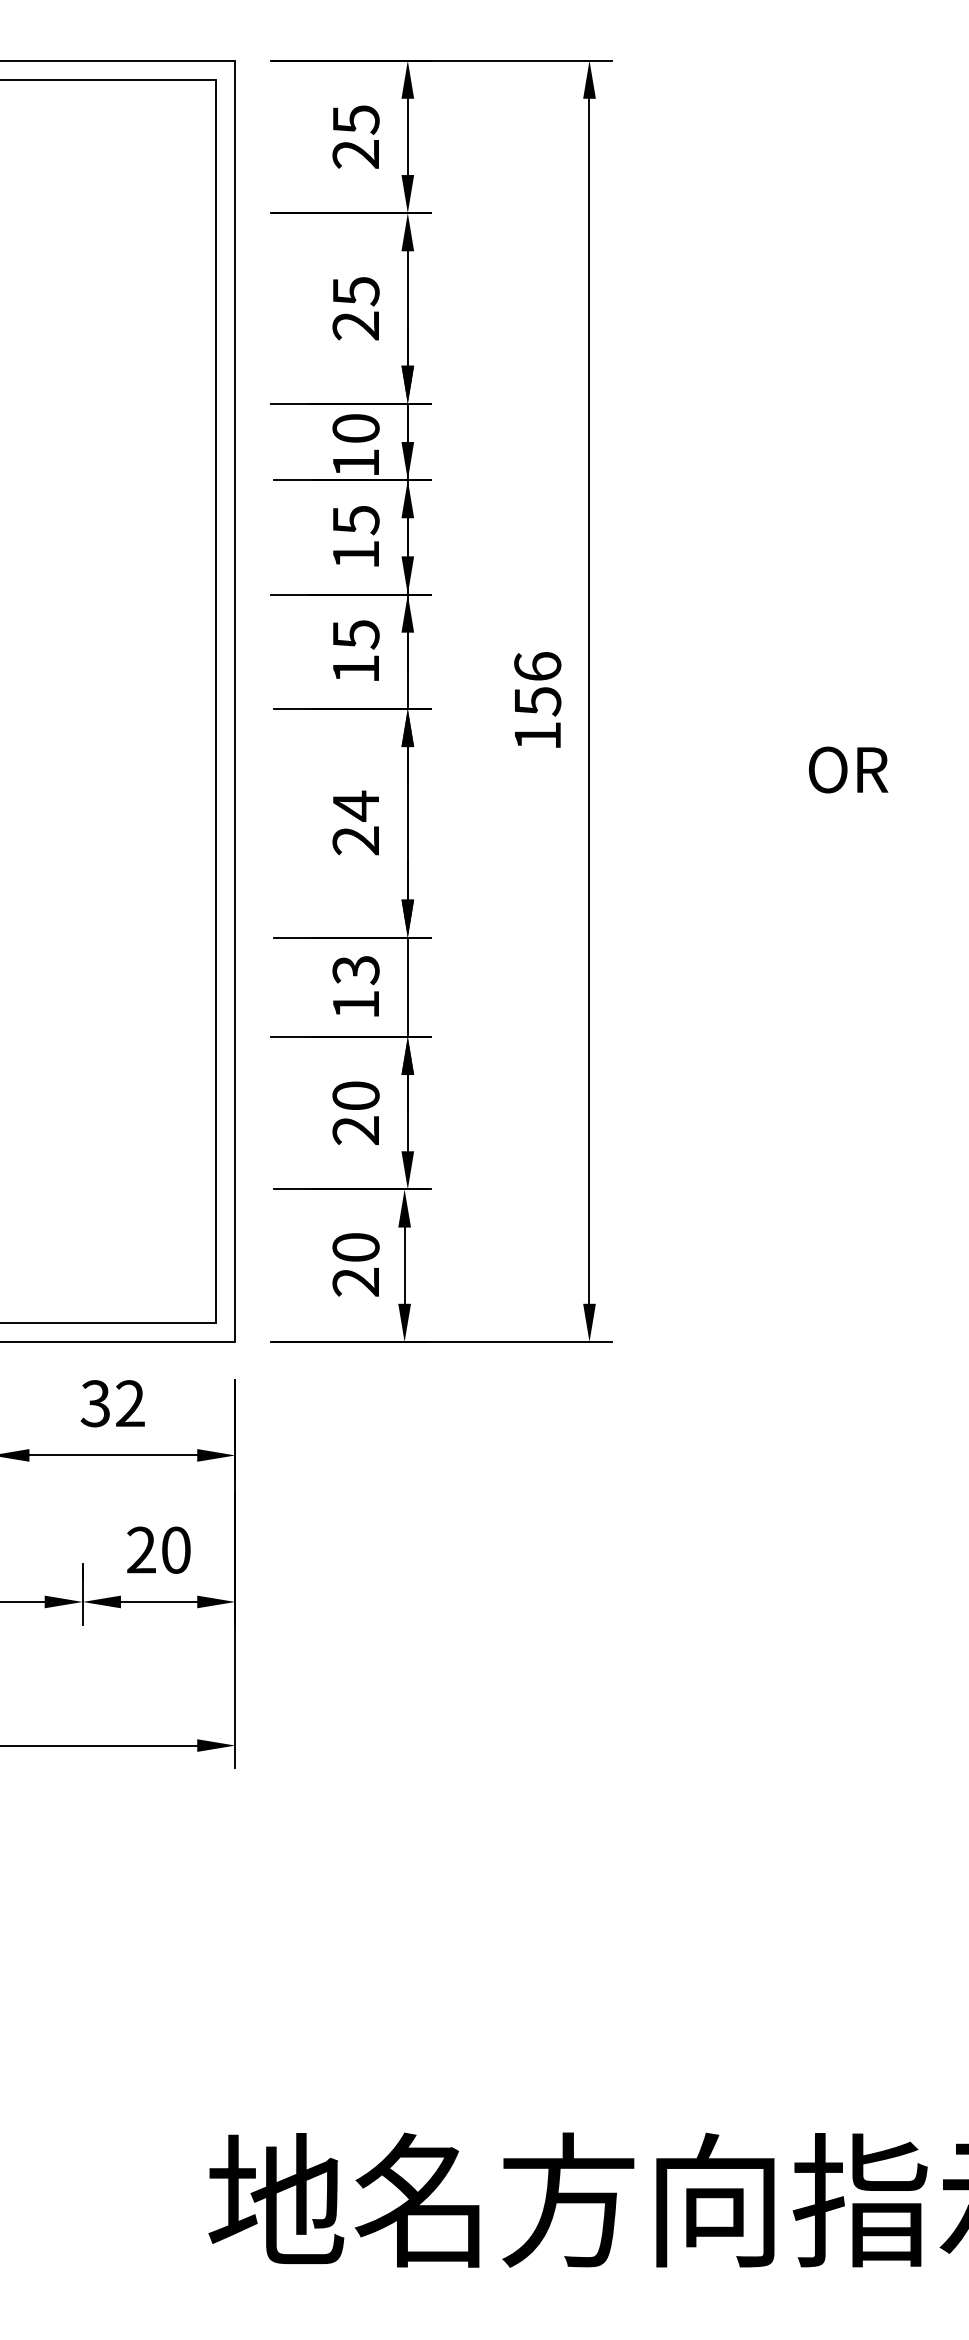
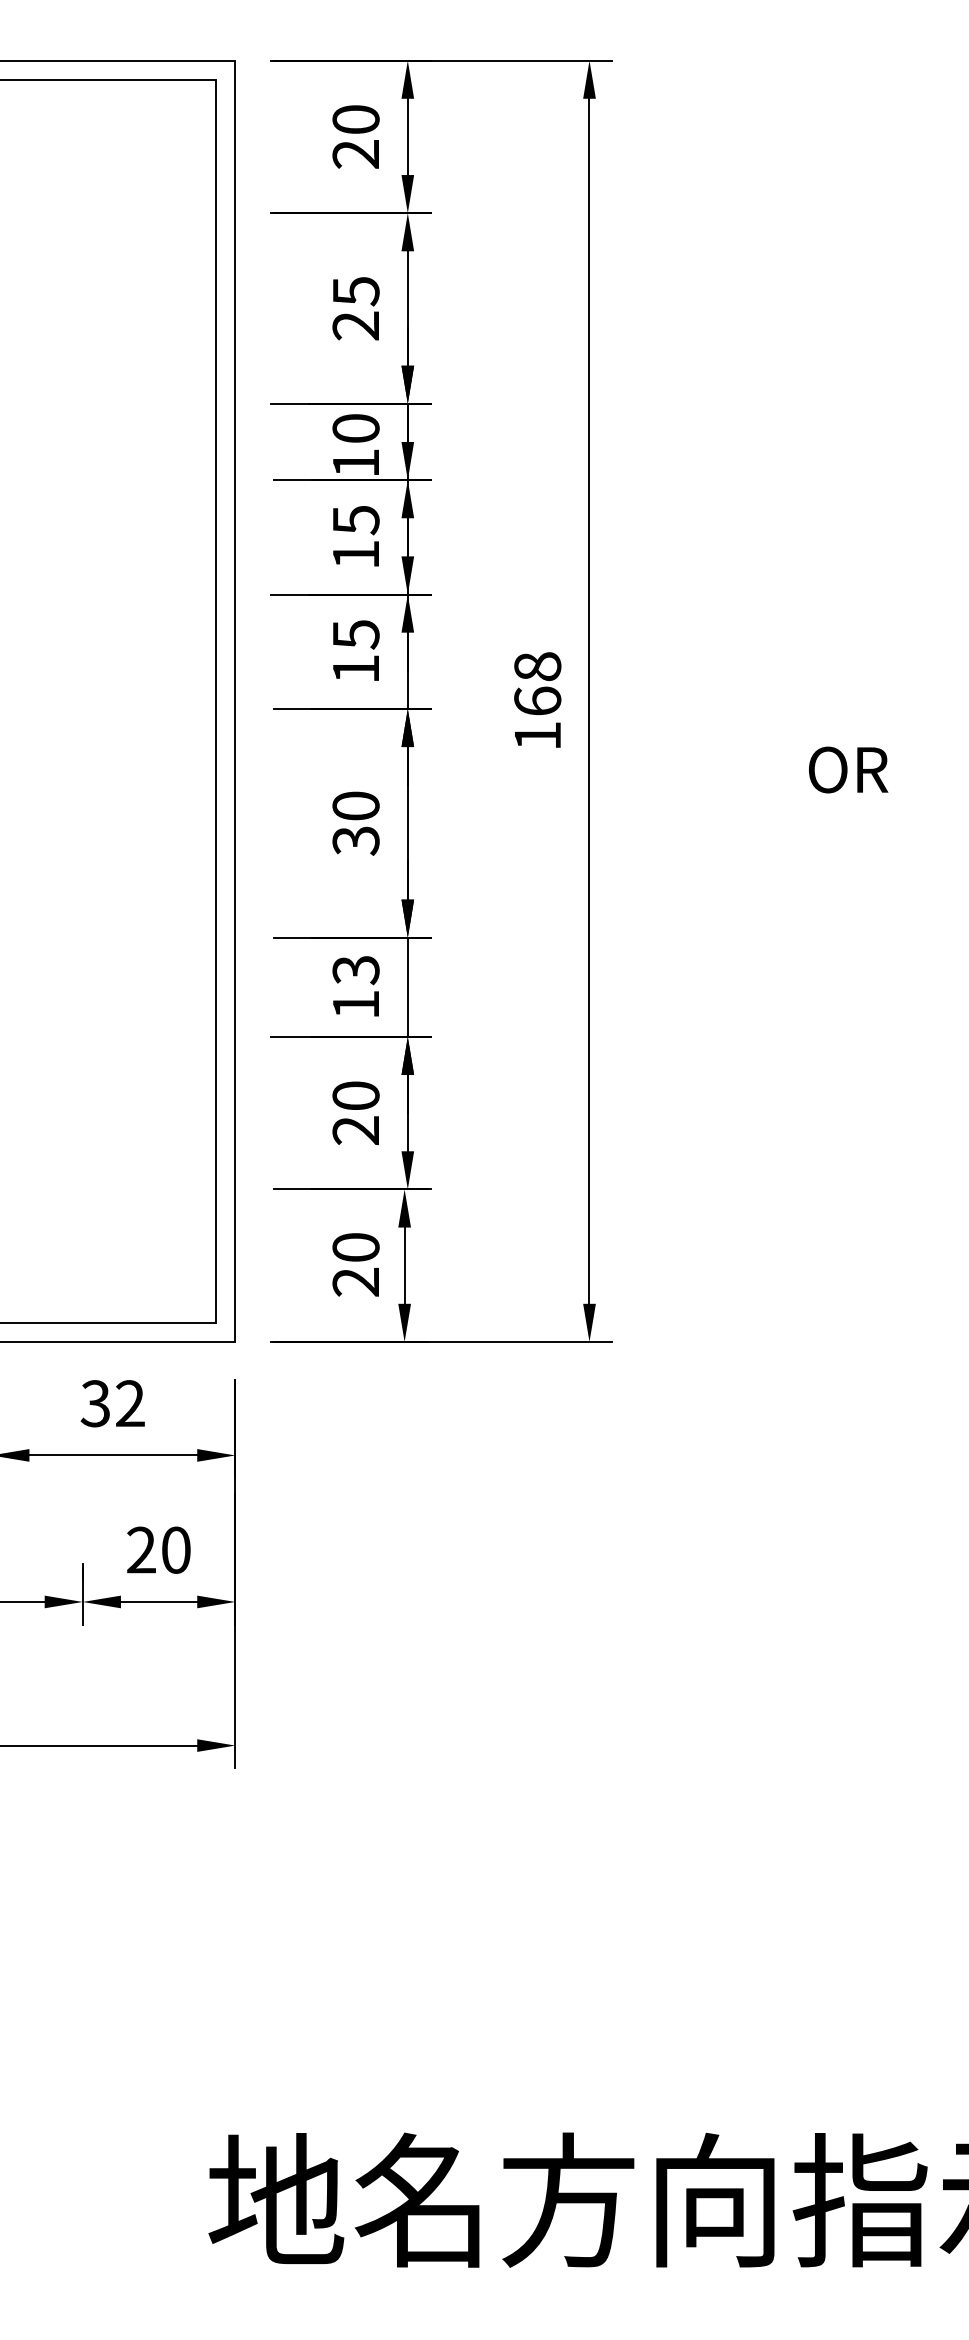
text: 25 -> 20 (355, 119)
text: 156 -> 168 (537, 684)
text: 24 -> 30 (355, 822)
